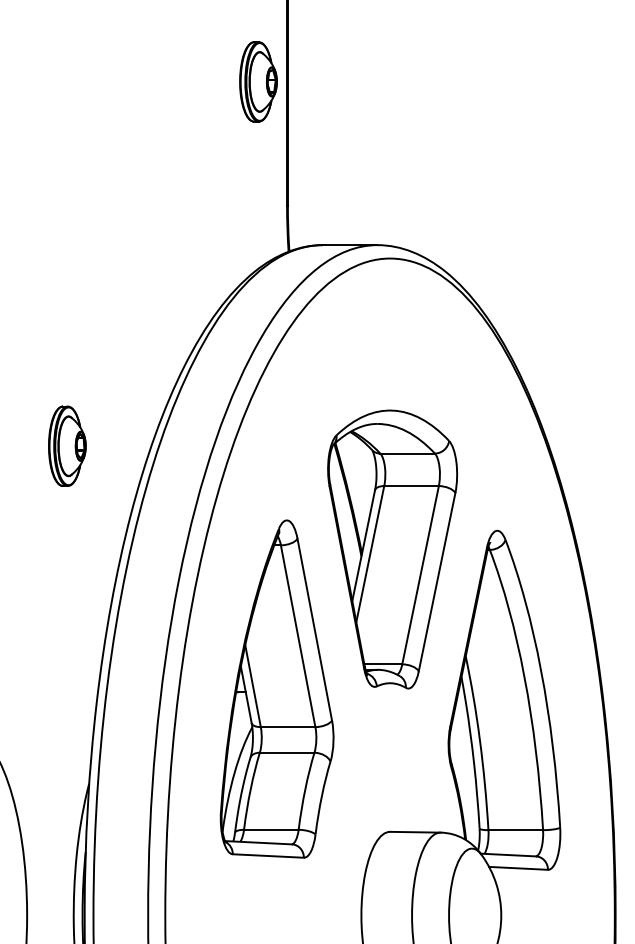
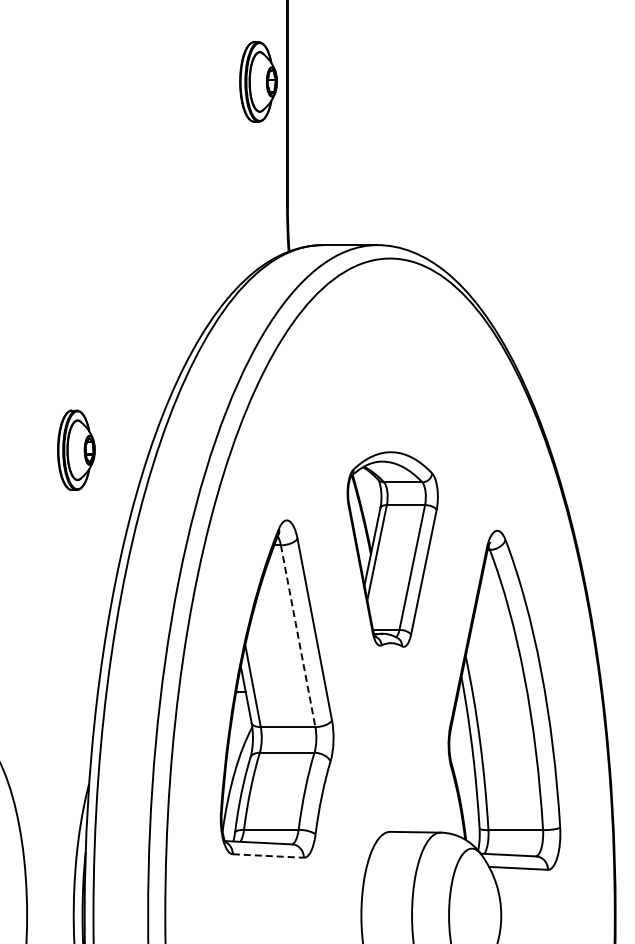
part position: (67, 445) -> (76, 449) (76, 449)
part size: 132x281 px -> 93x197 px (392, 549)
line: solid -> dashed (298, 636)
line: solid -> dashed (268, 856)
